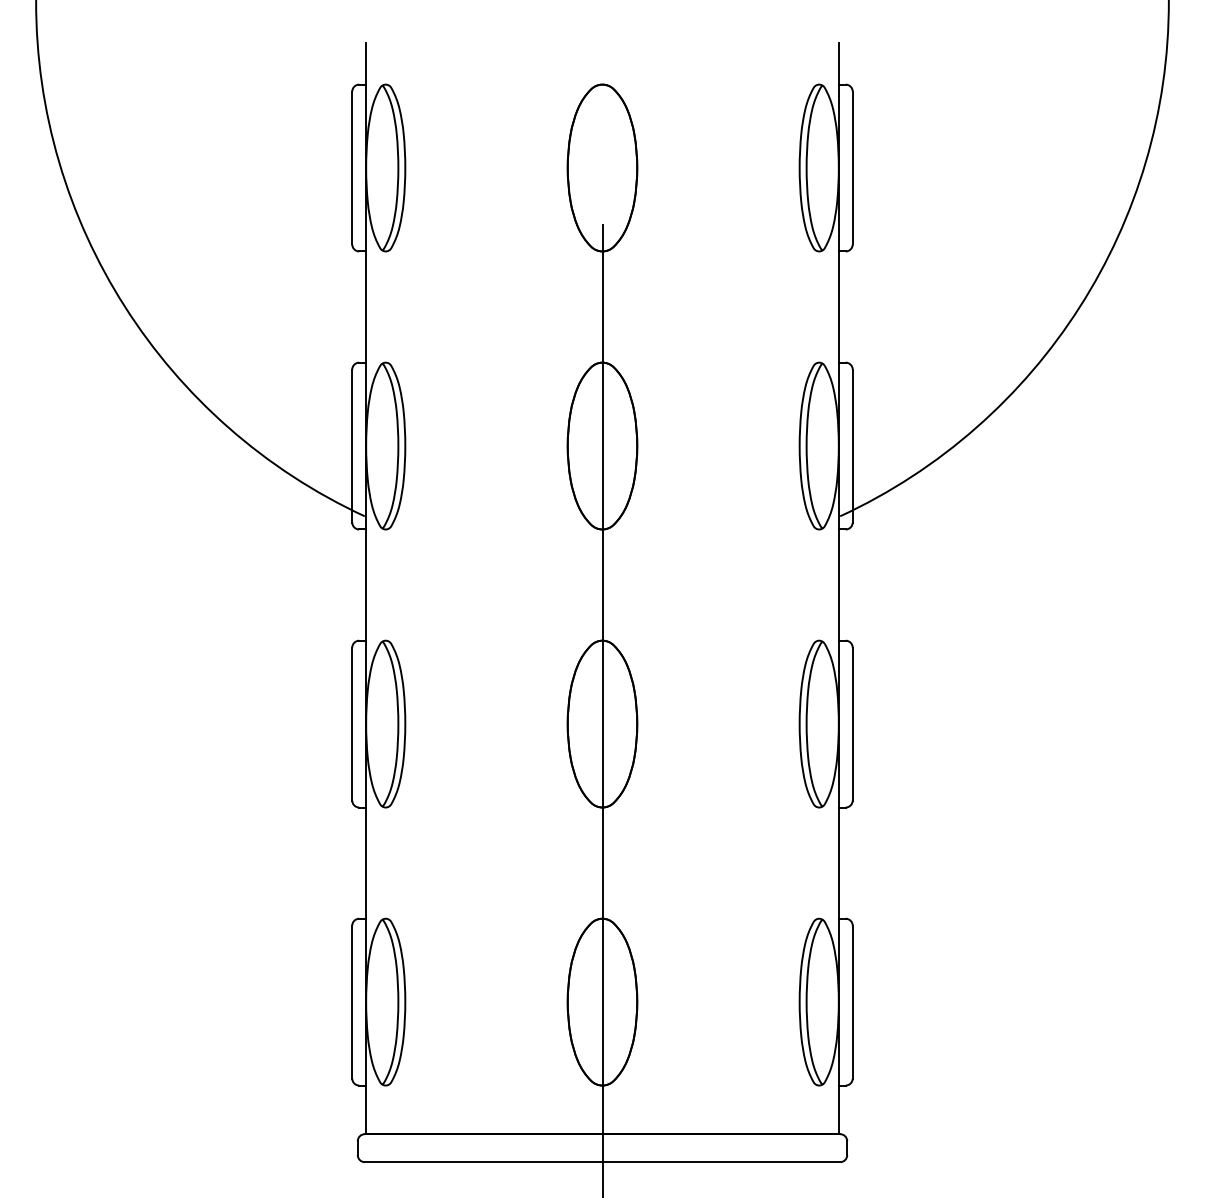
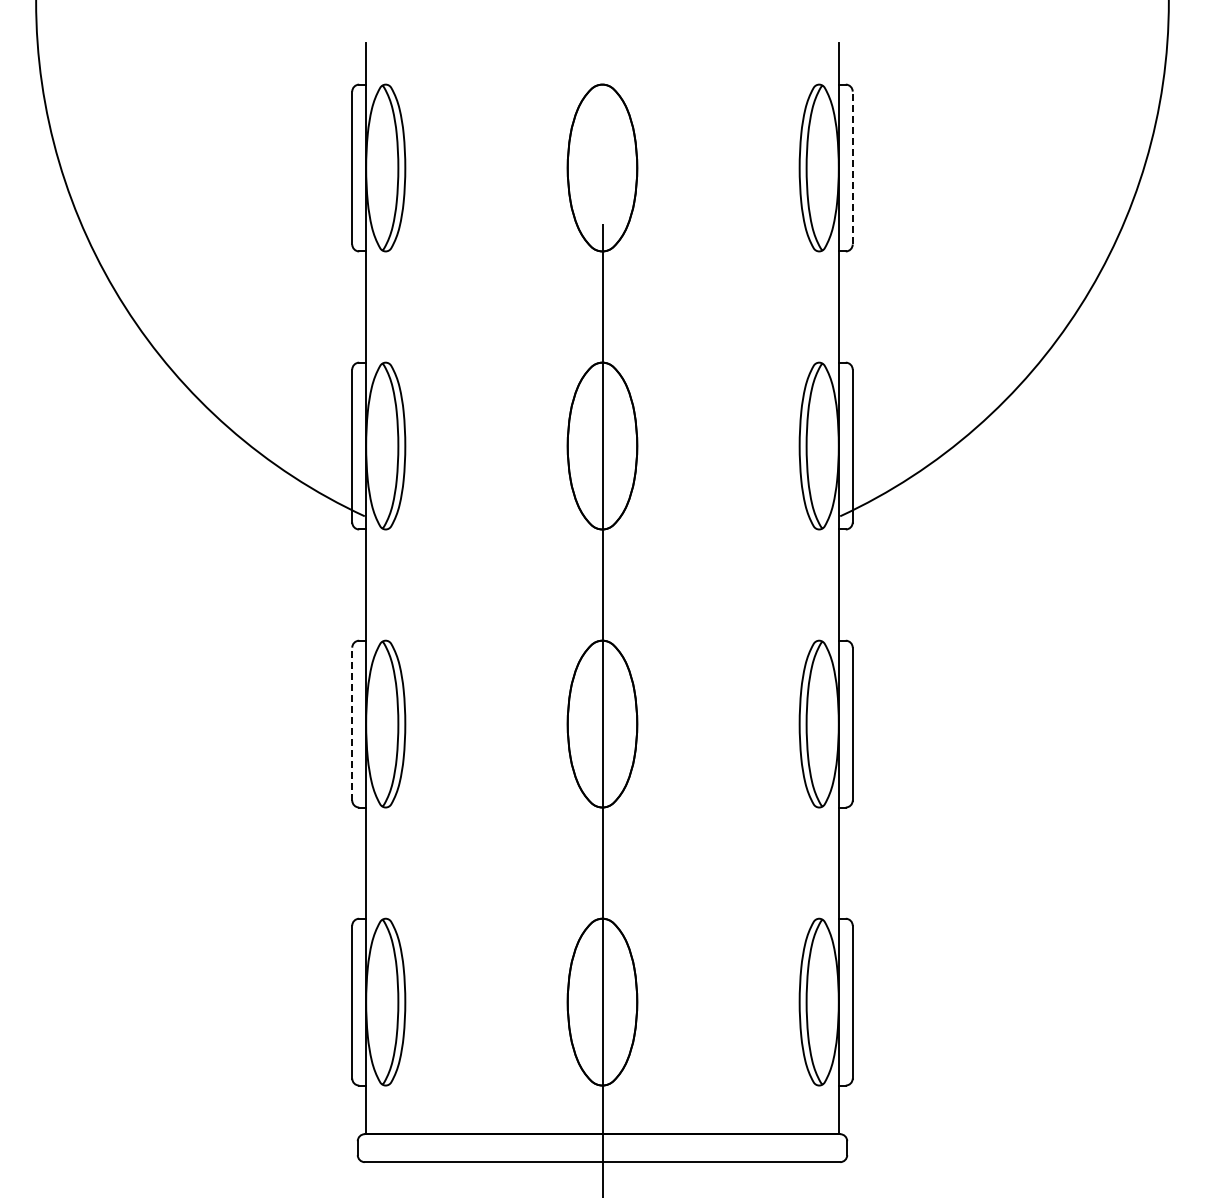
line: solid -> dashed (852, 167)
line: solid -> dashed (352, 723)
